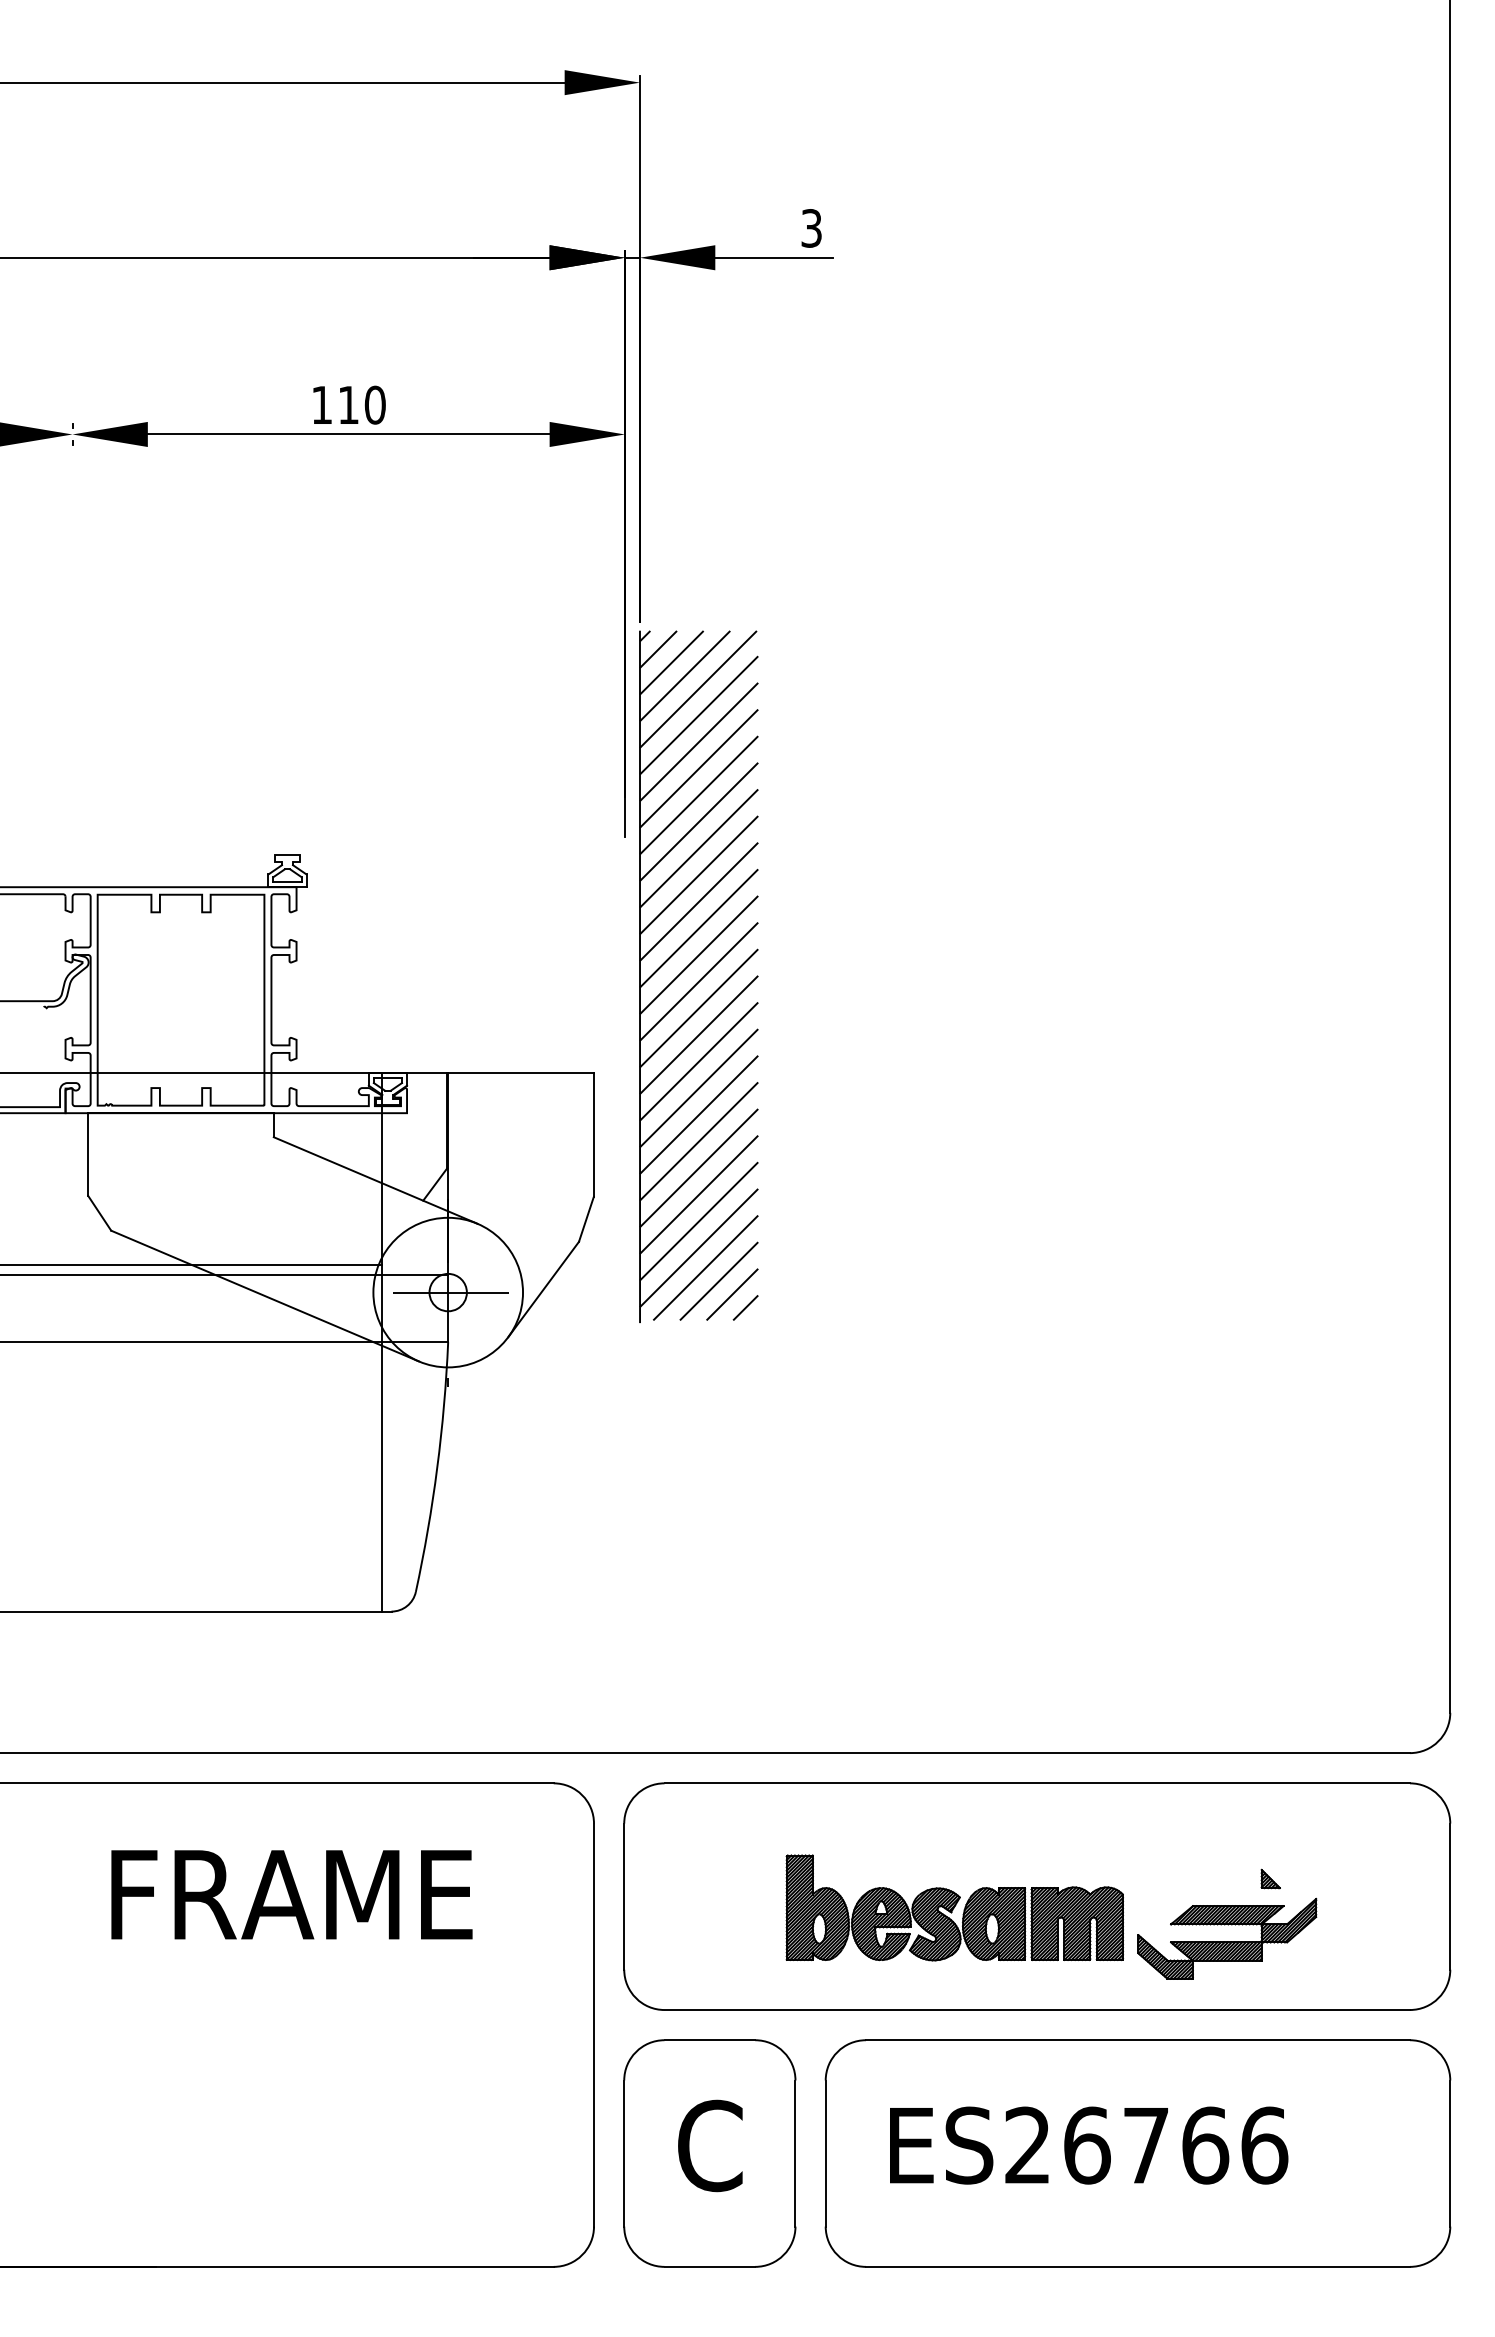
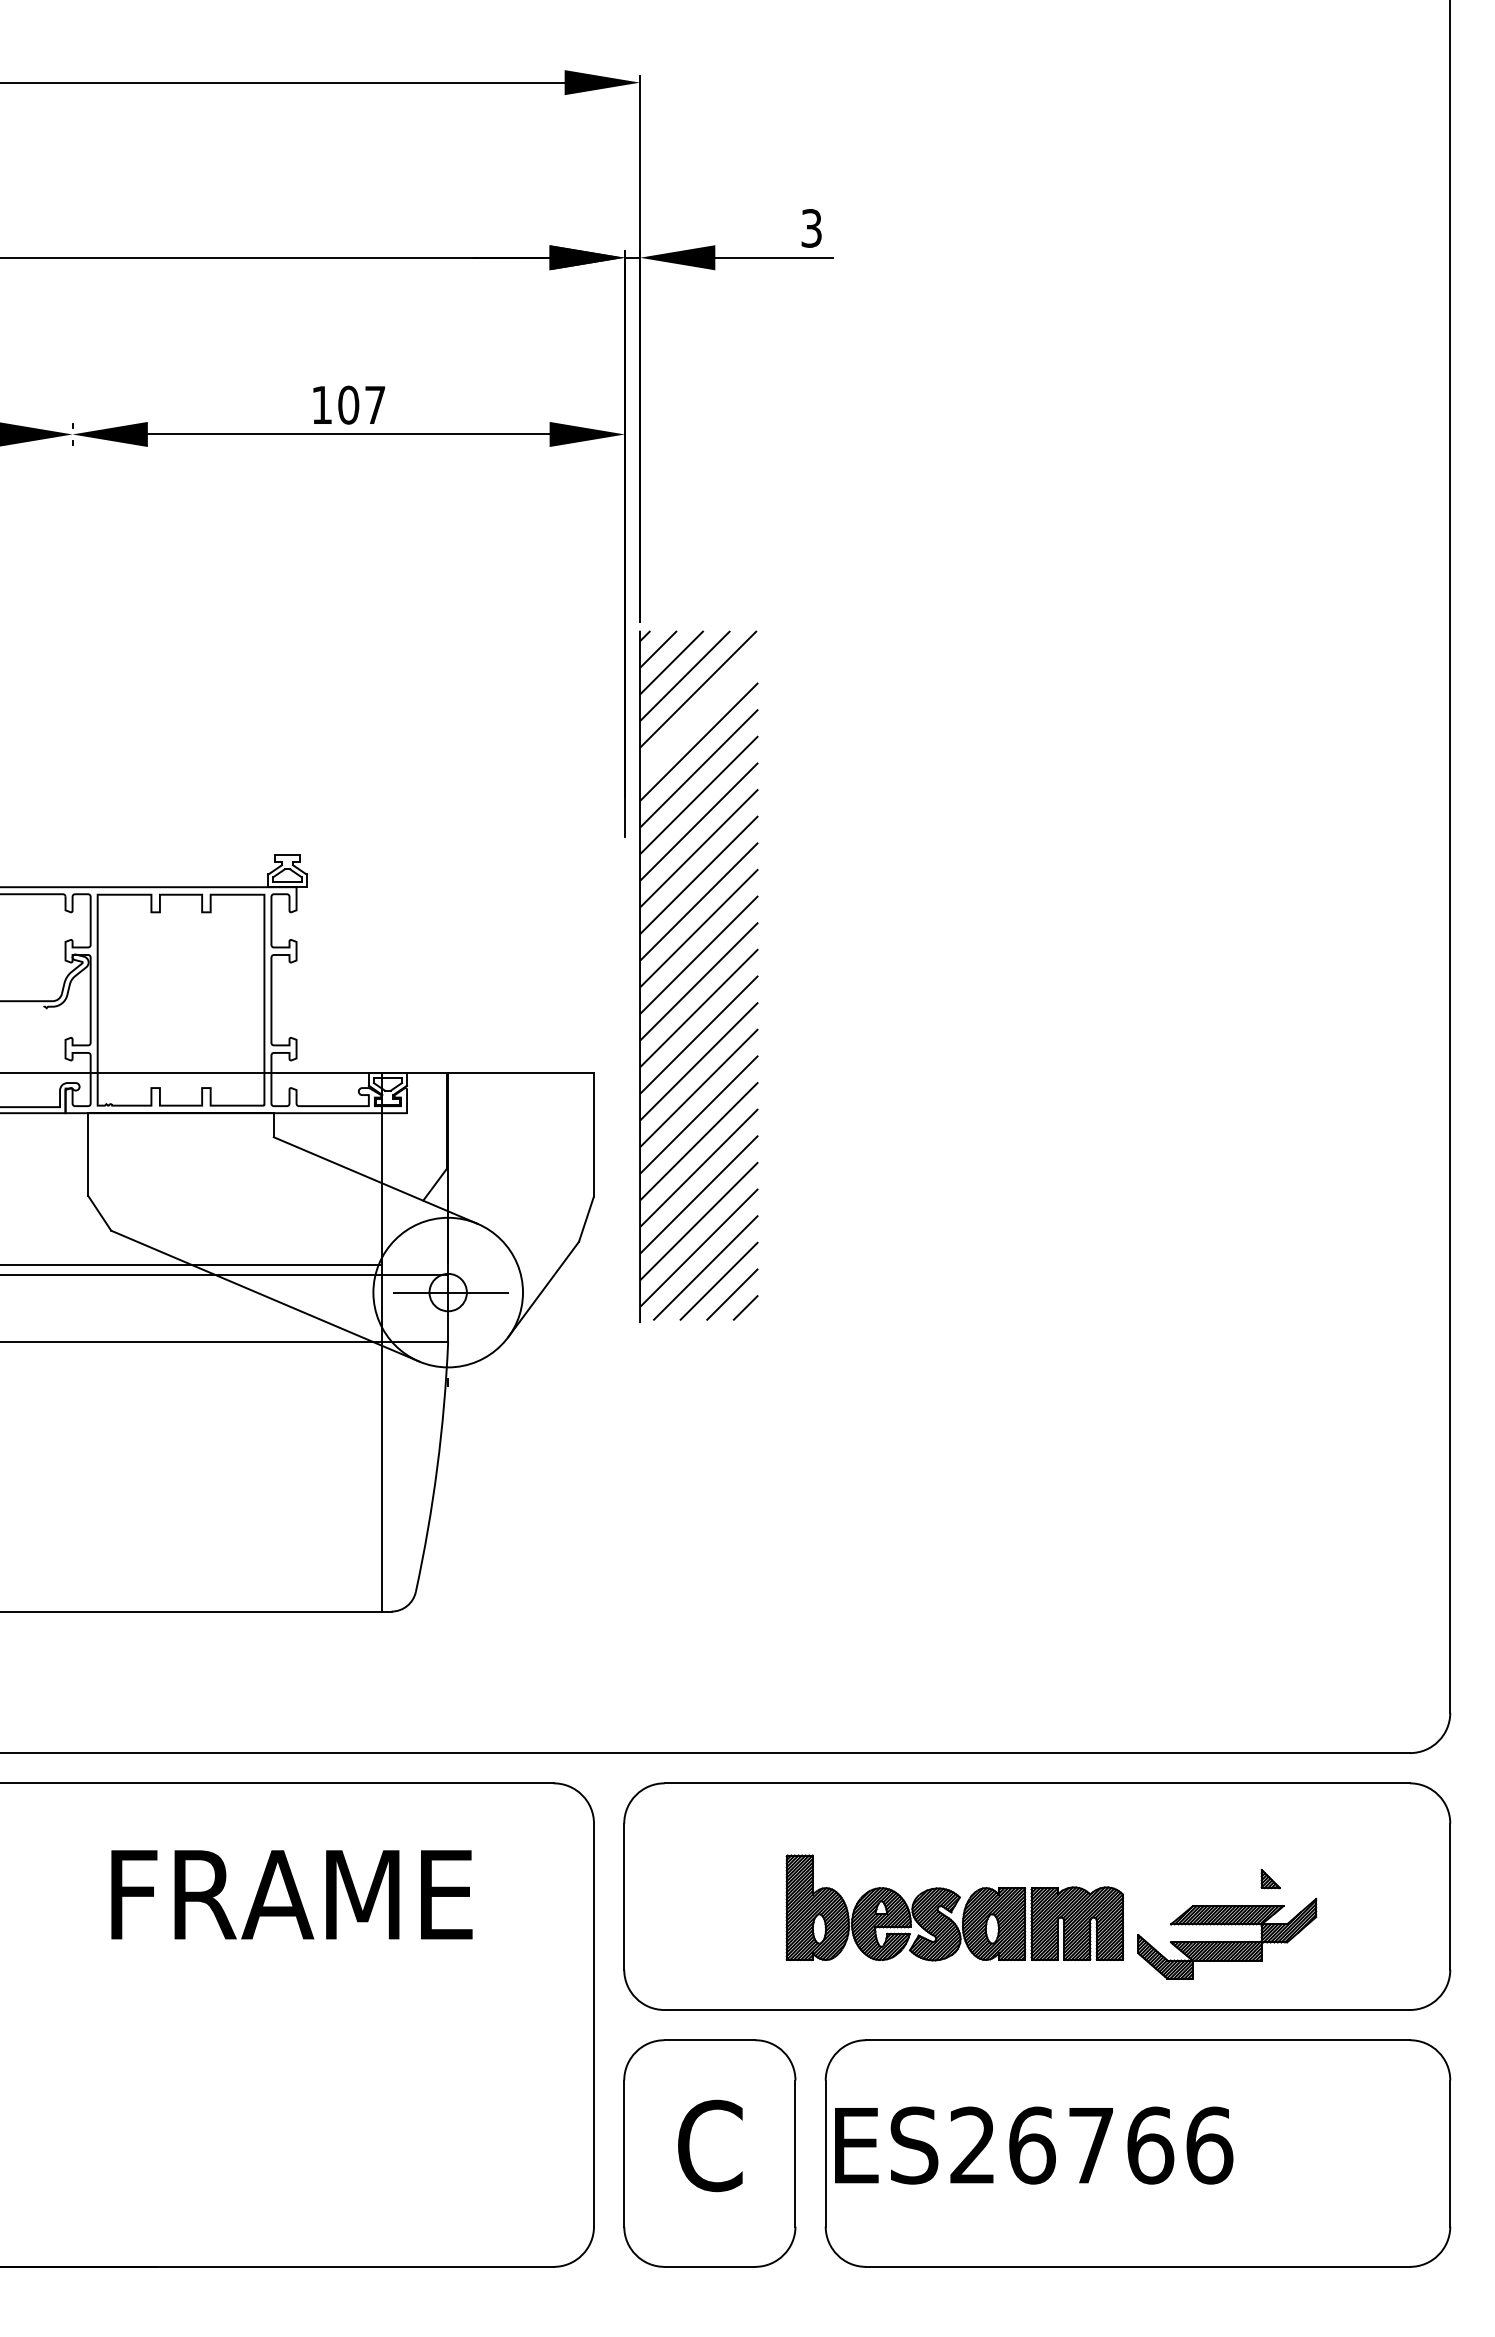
text: 110 -> 107 (361, 404)
line: present -> none (698, 714)
text position: (1089, 2145) -> (1034, 2145) (1034, 2145)
